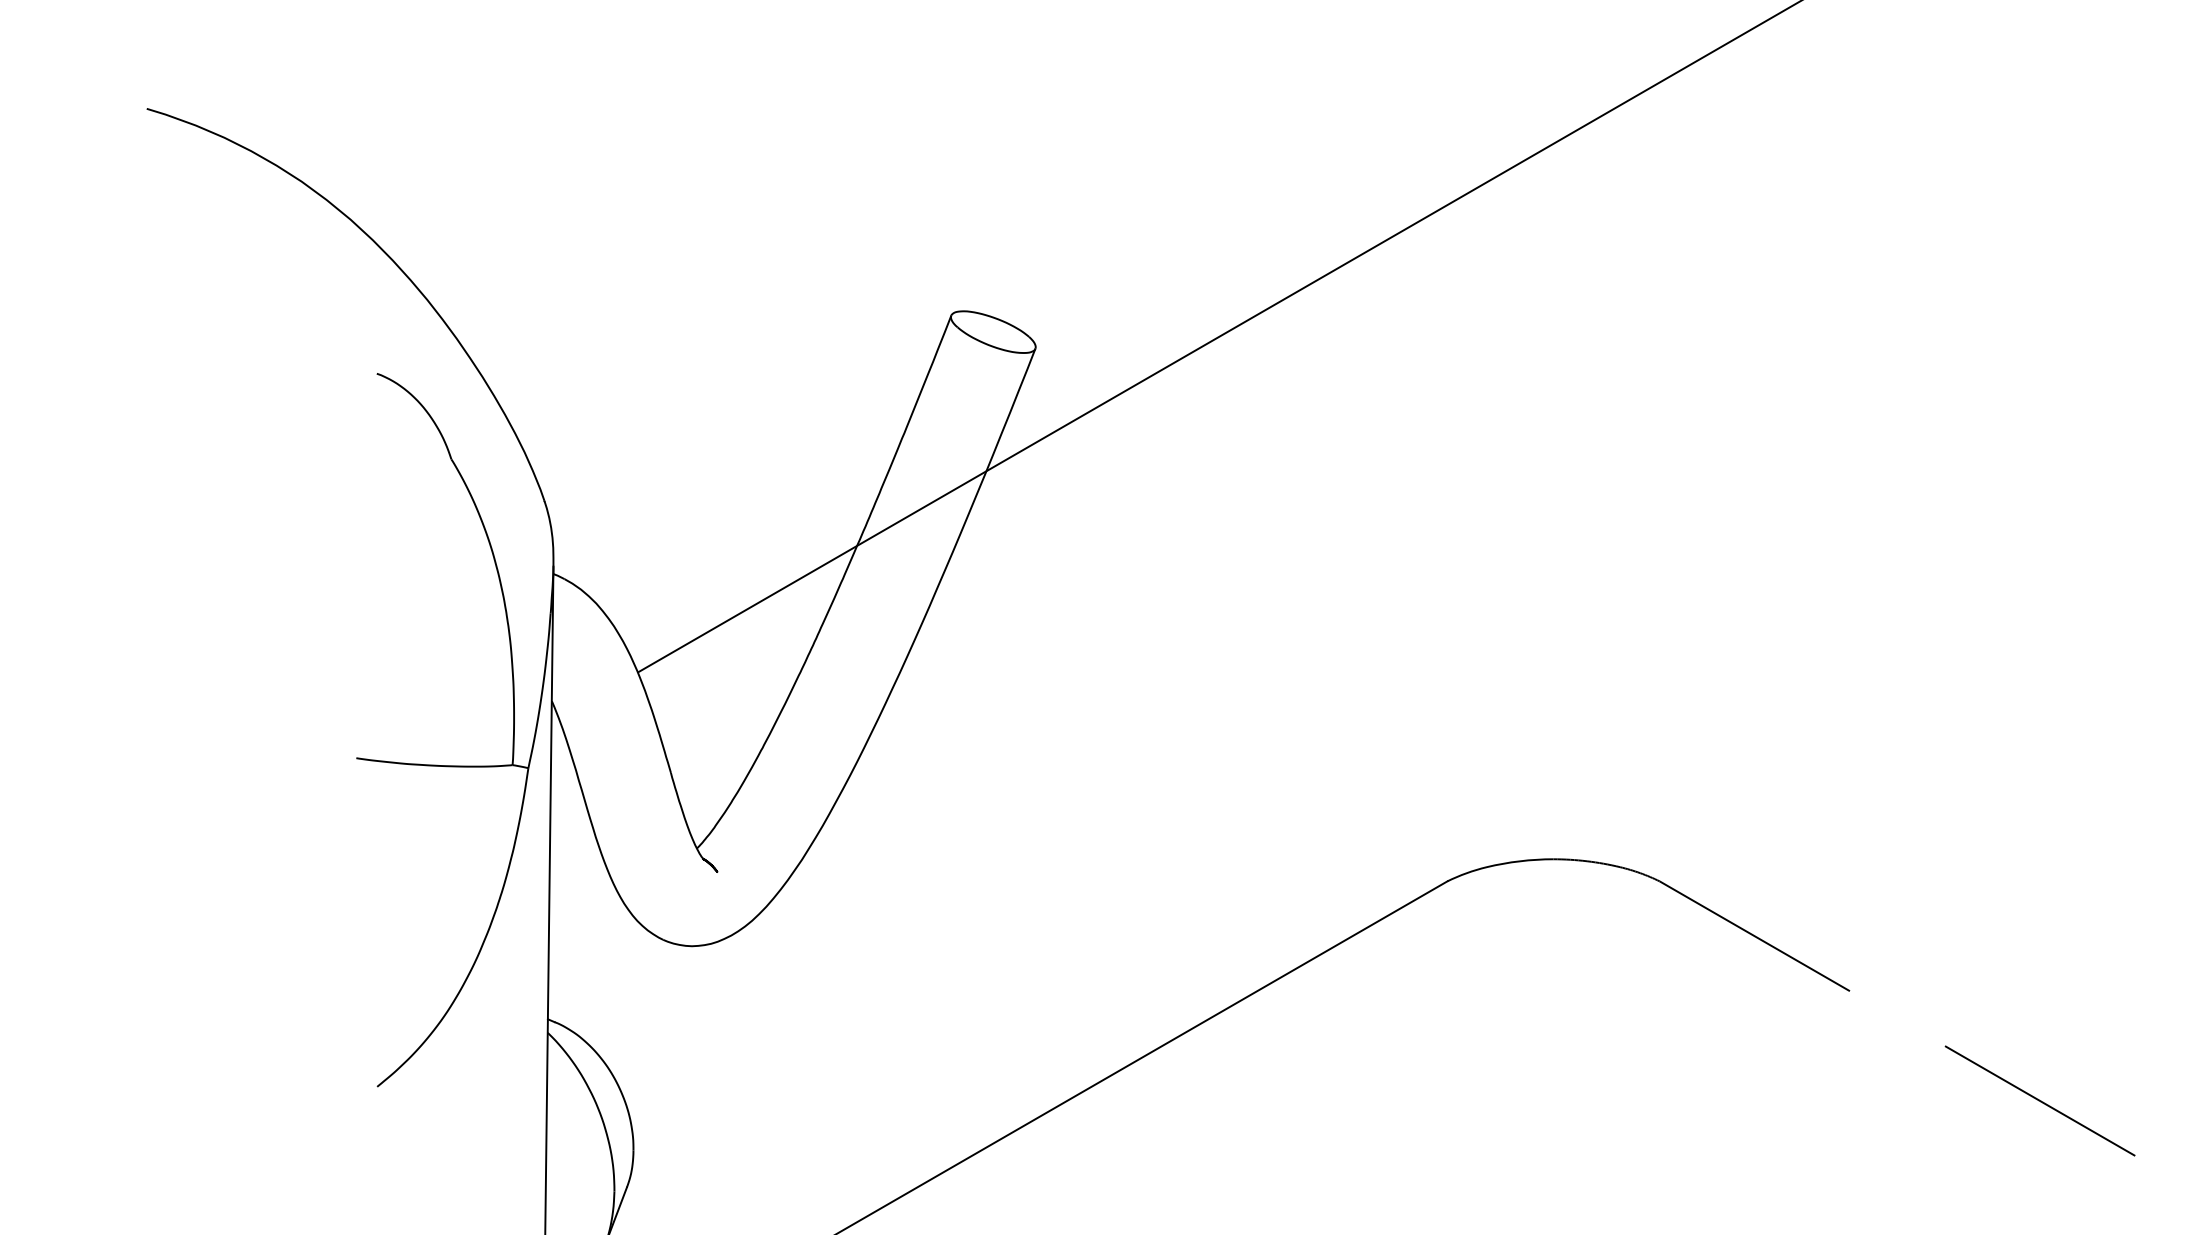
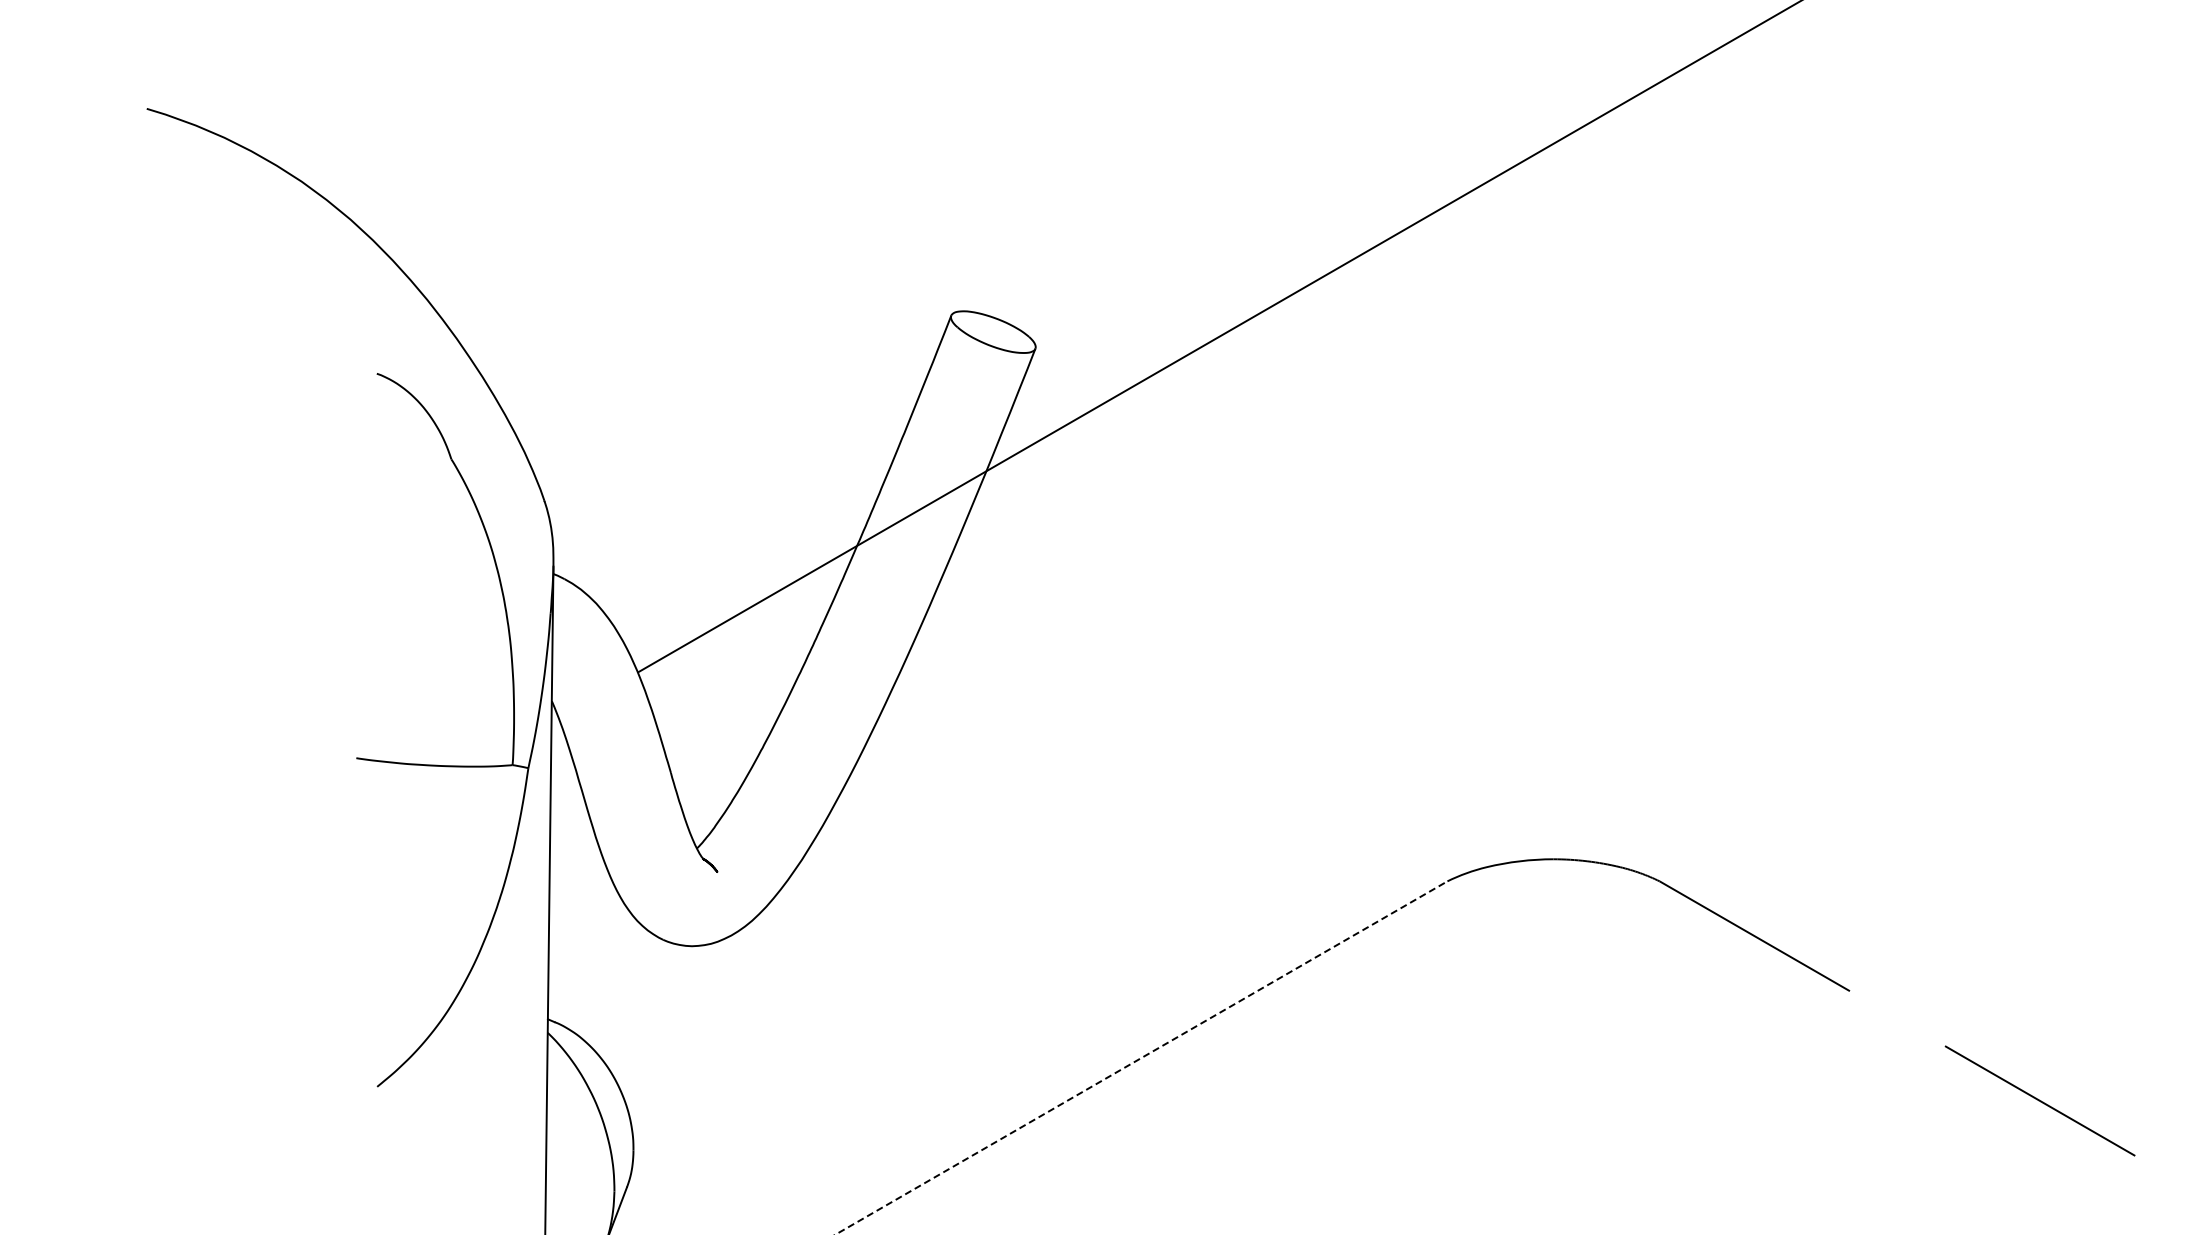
line: solid -> dashed (1142, 1057)
